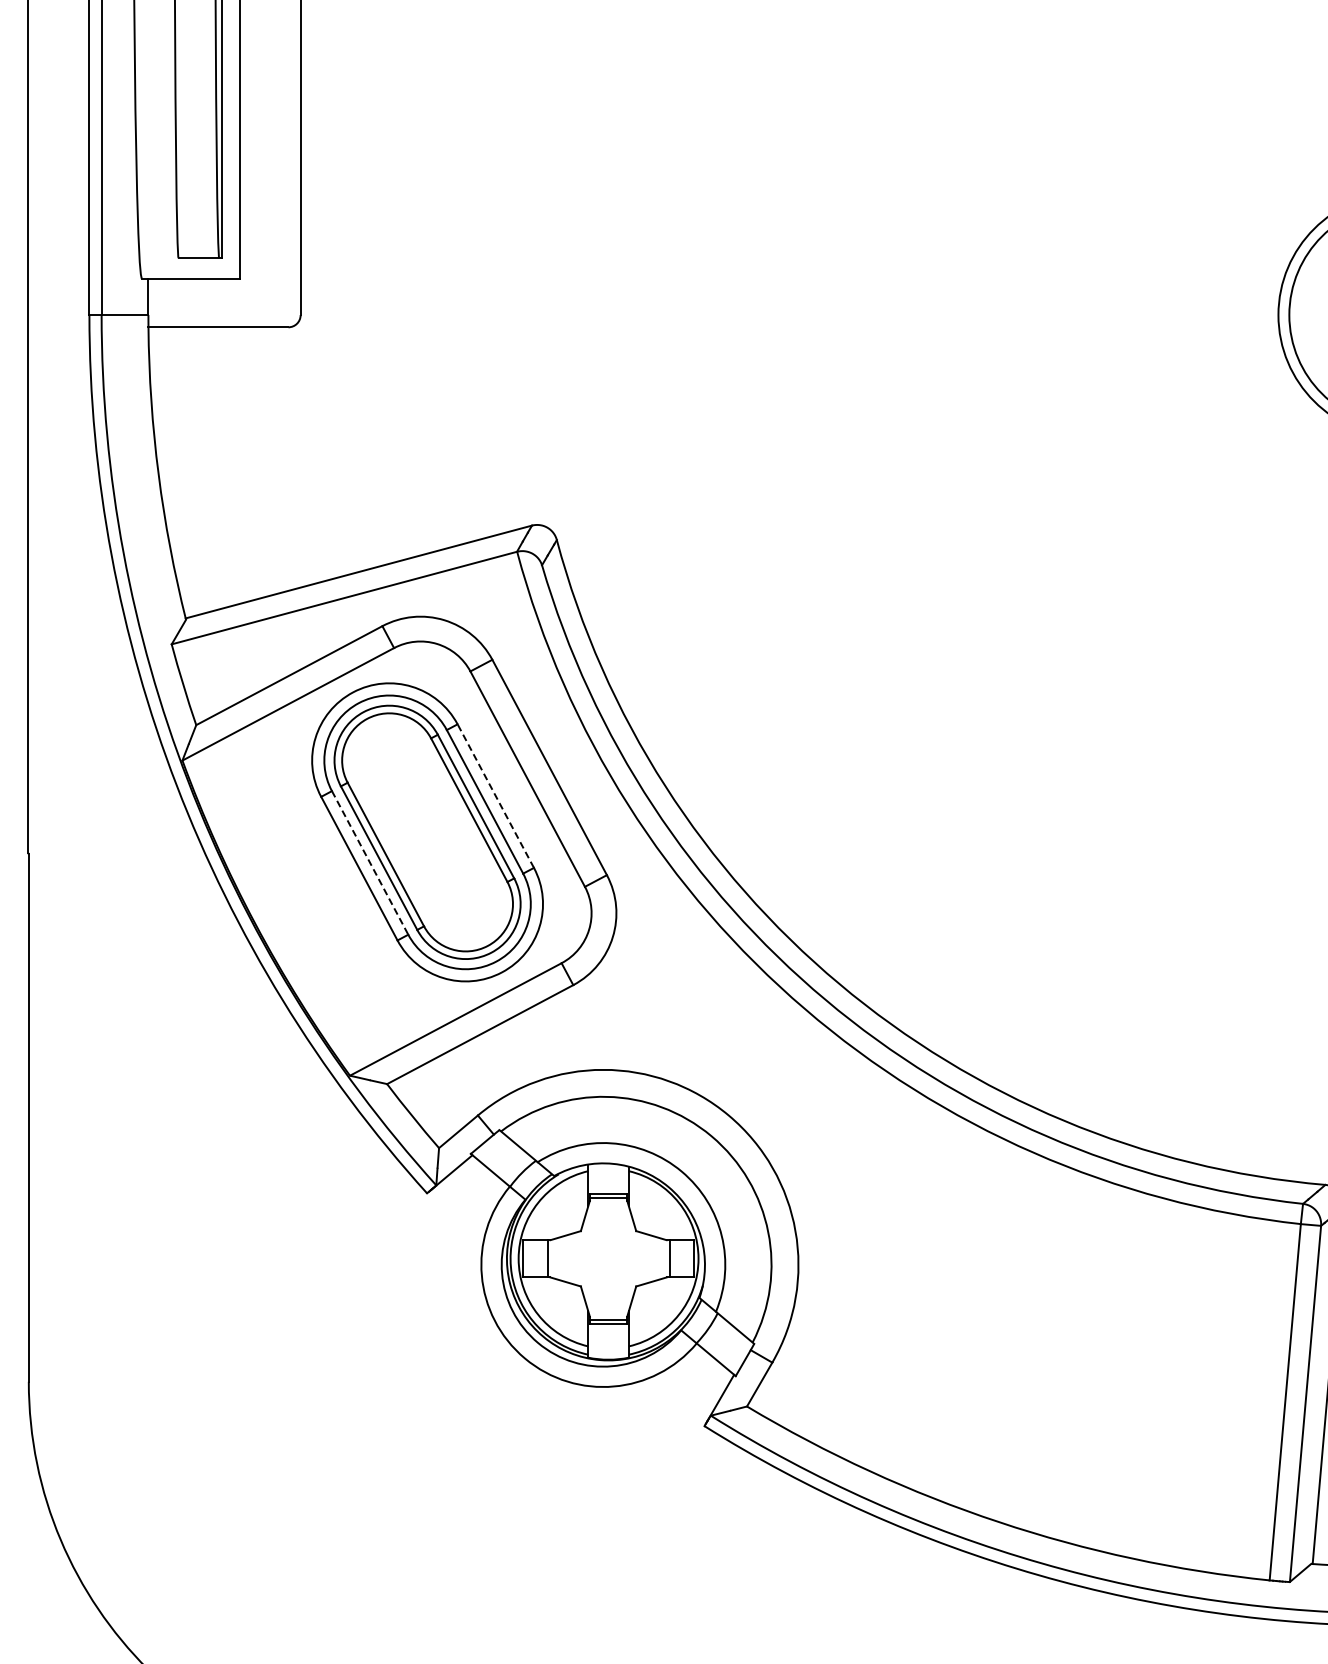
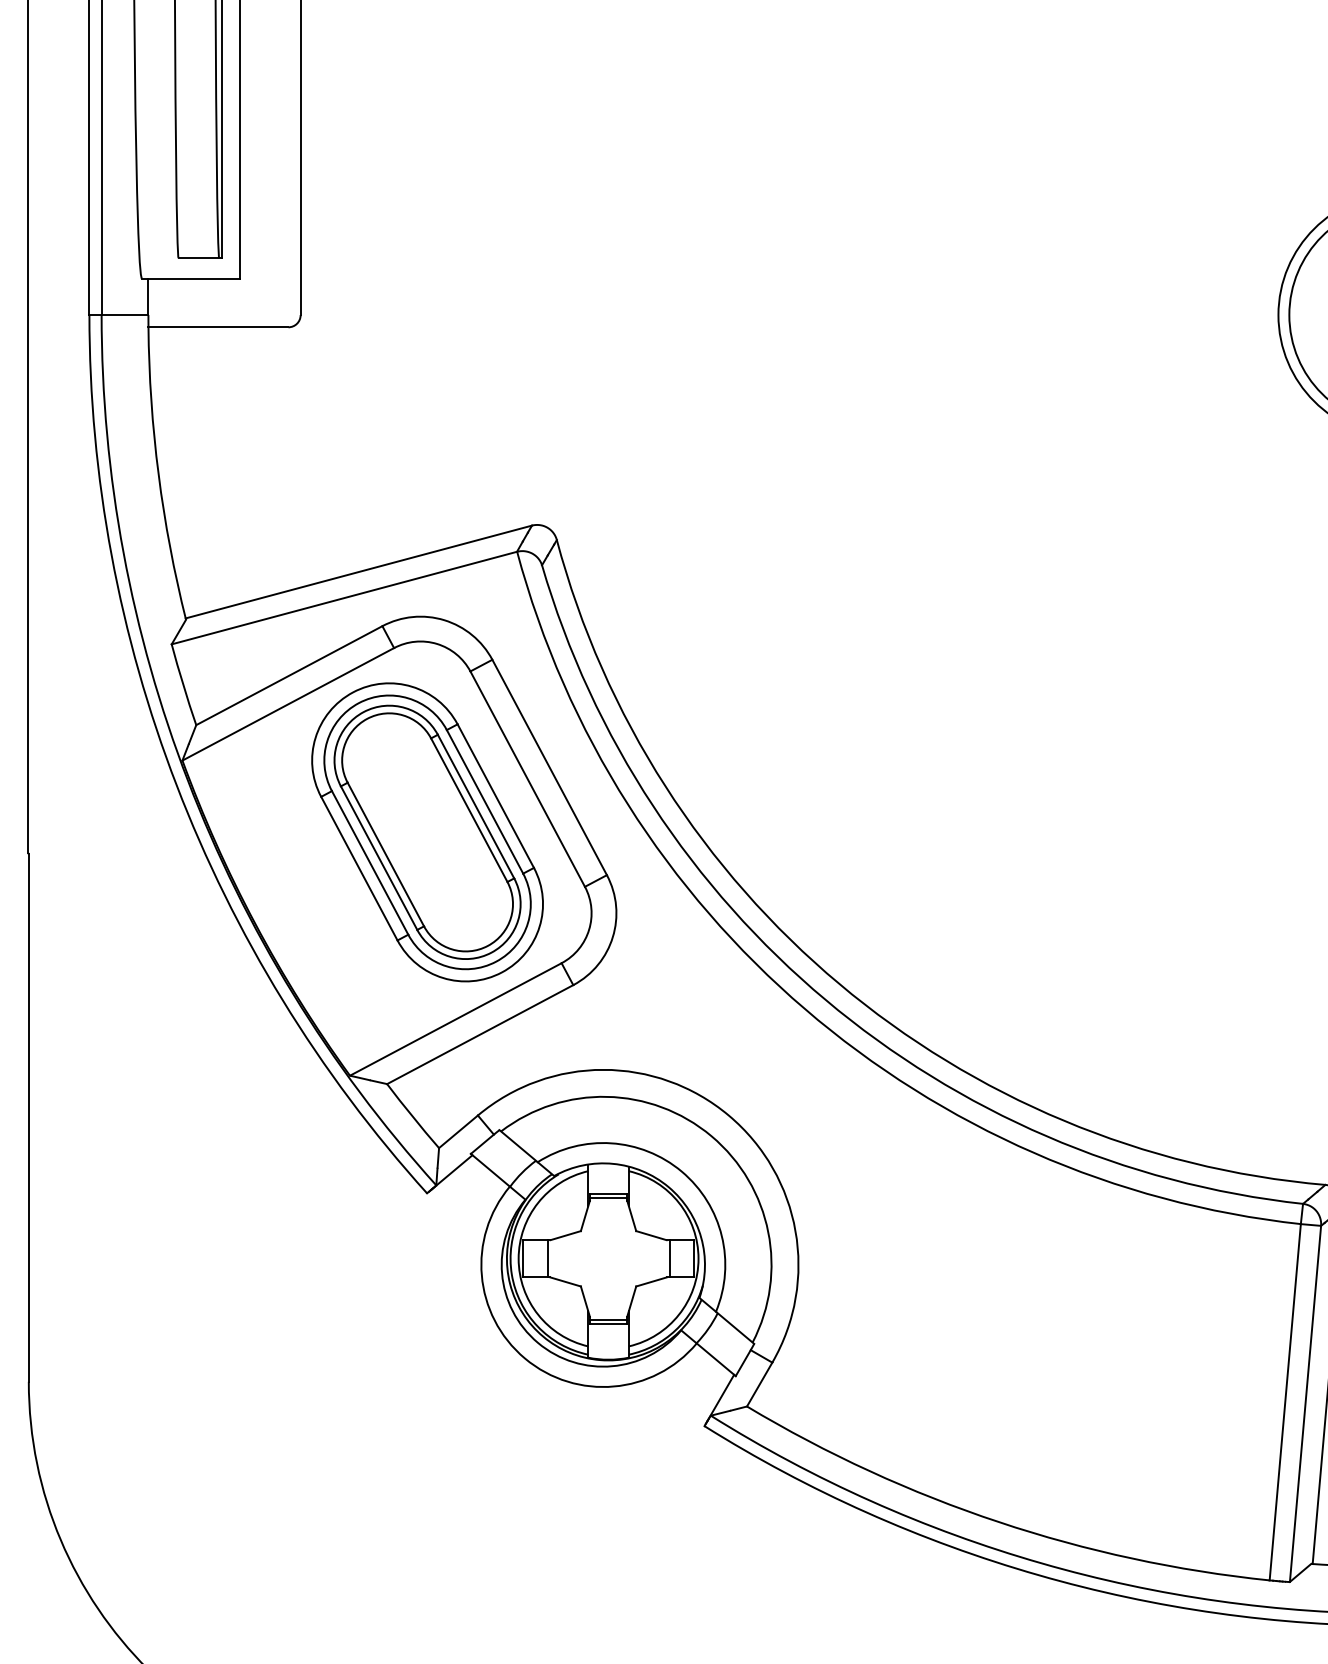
line: dashed -> solid (495, 795)
line: dashed -> solid (370, 863)
